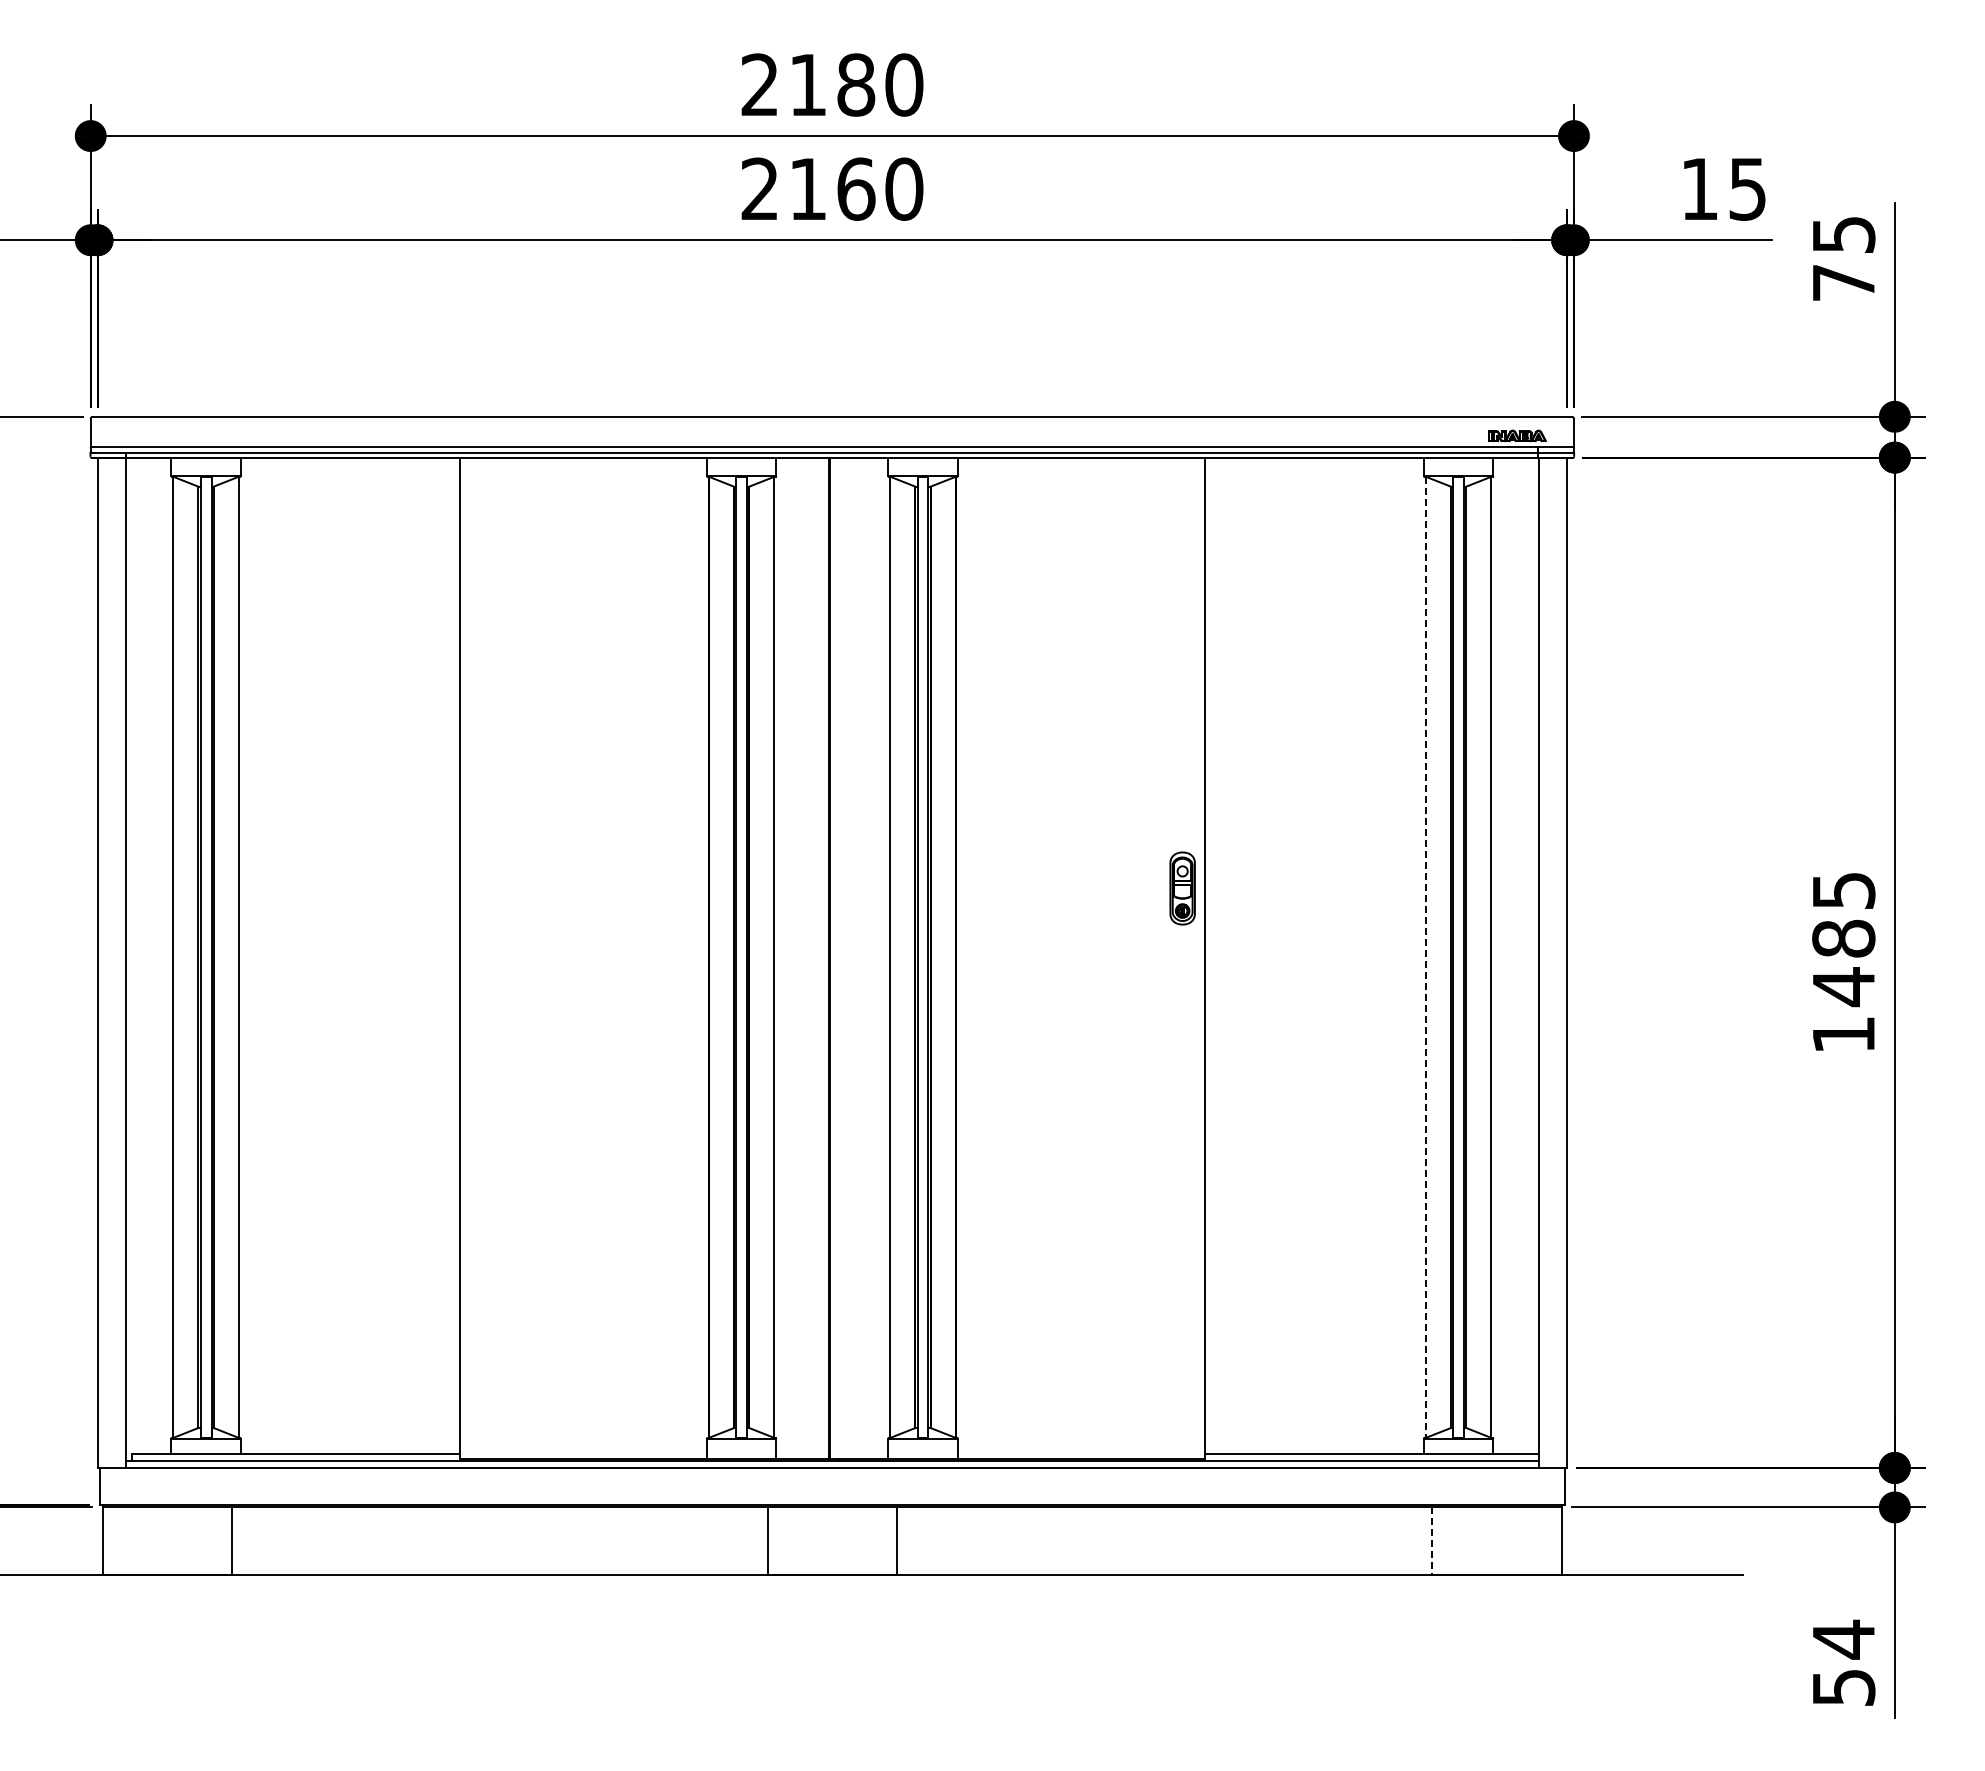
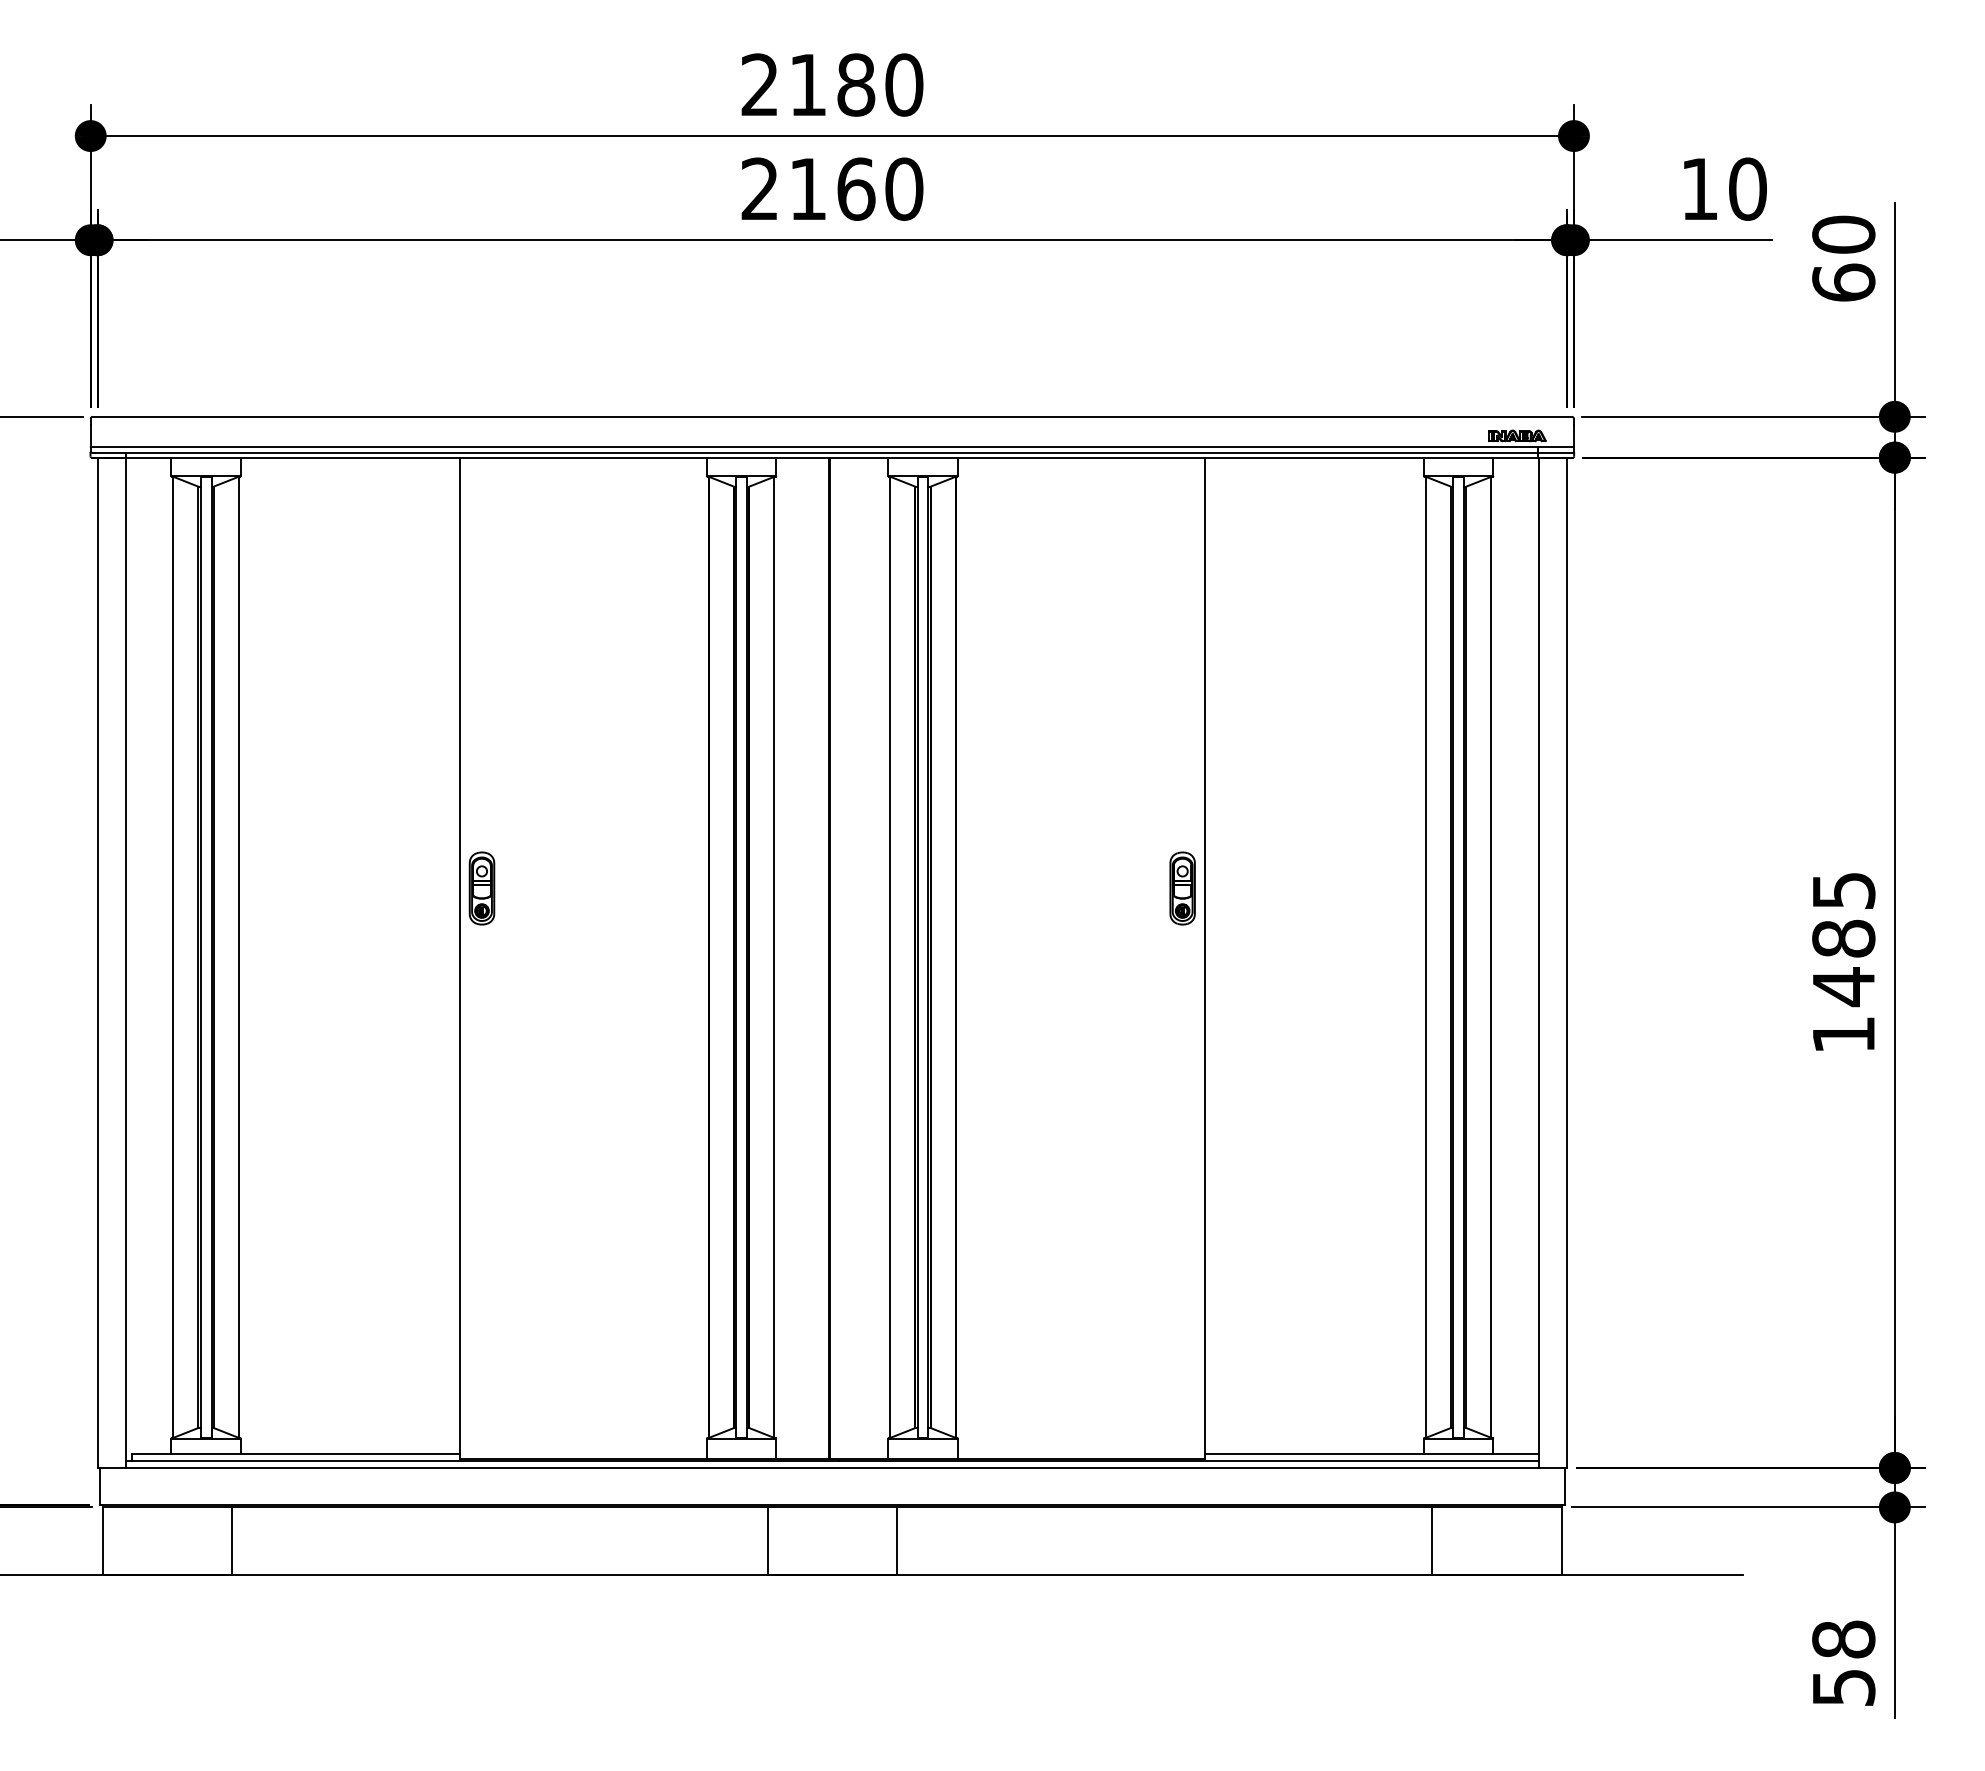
text: 15 -> 10 (1747, 188)
text: 75 -> 60 (1843, 258)
part: none -> present (481, 888)
line: dashed -> solid (1425, 957)
line: dashed -> solid (1432, 1541)
text: 54 -> 58 (1843, 1639)
